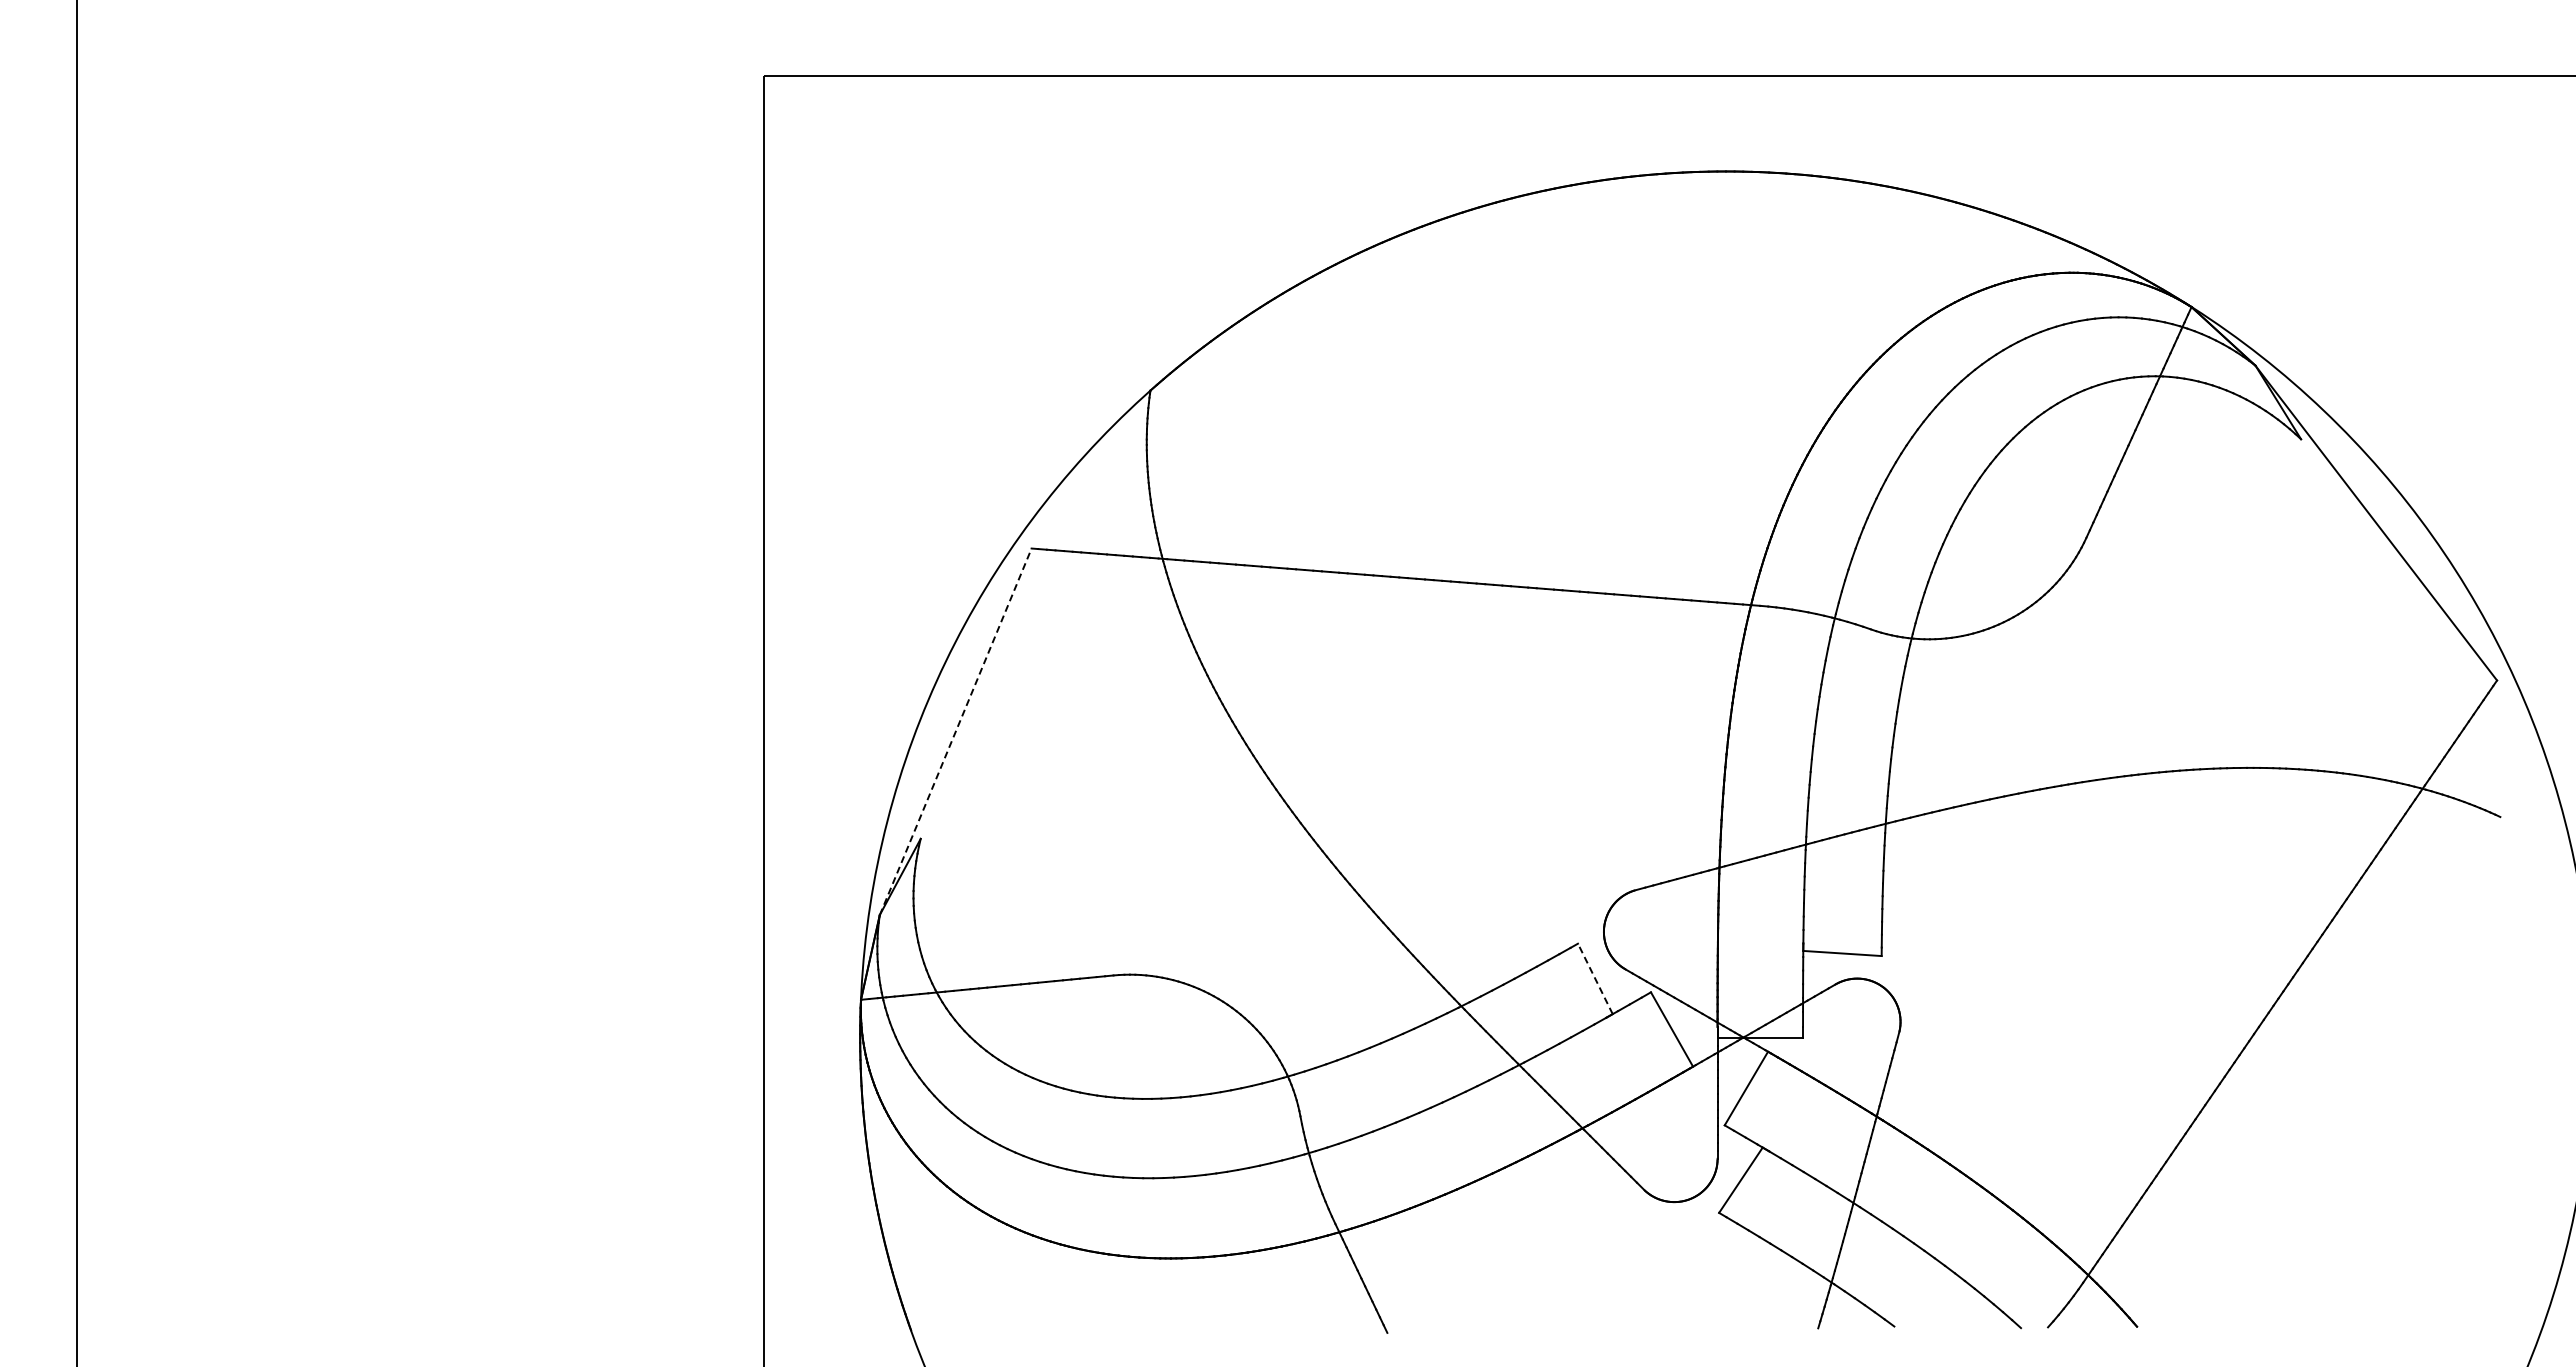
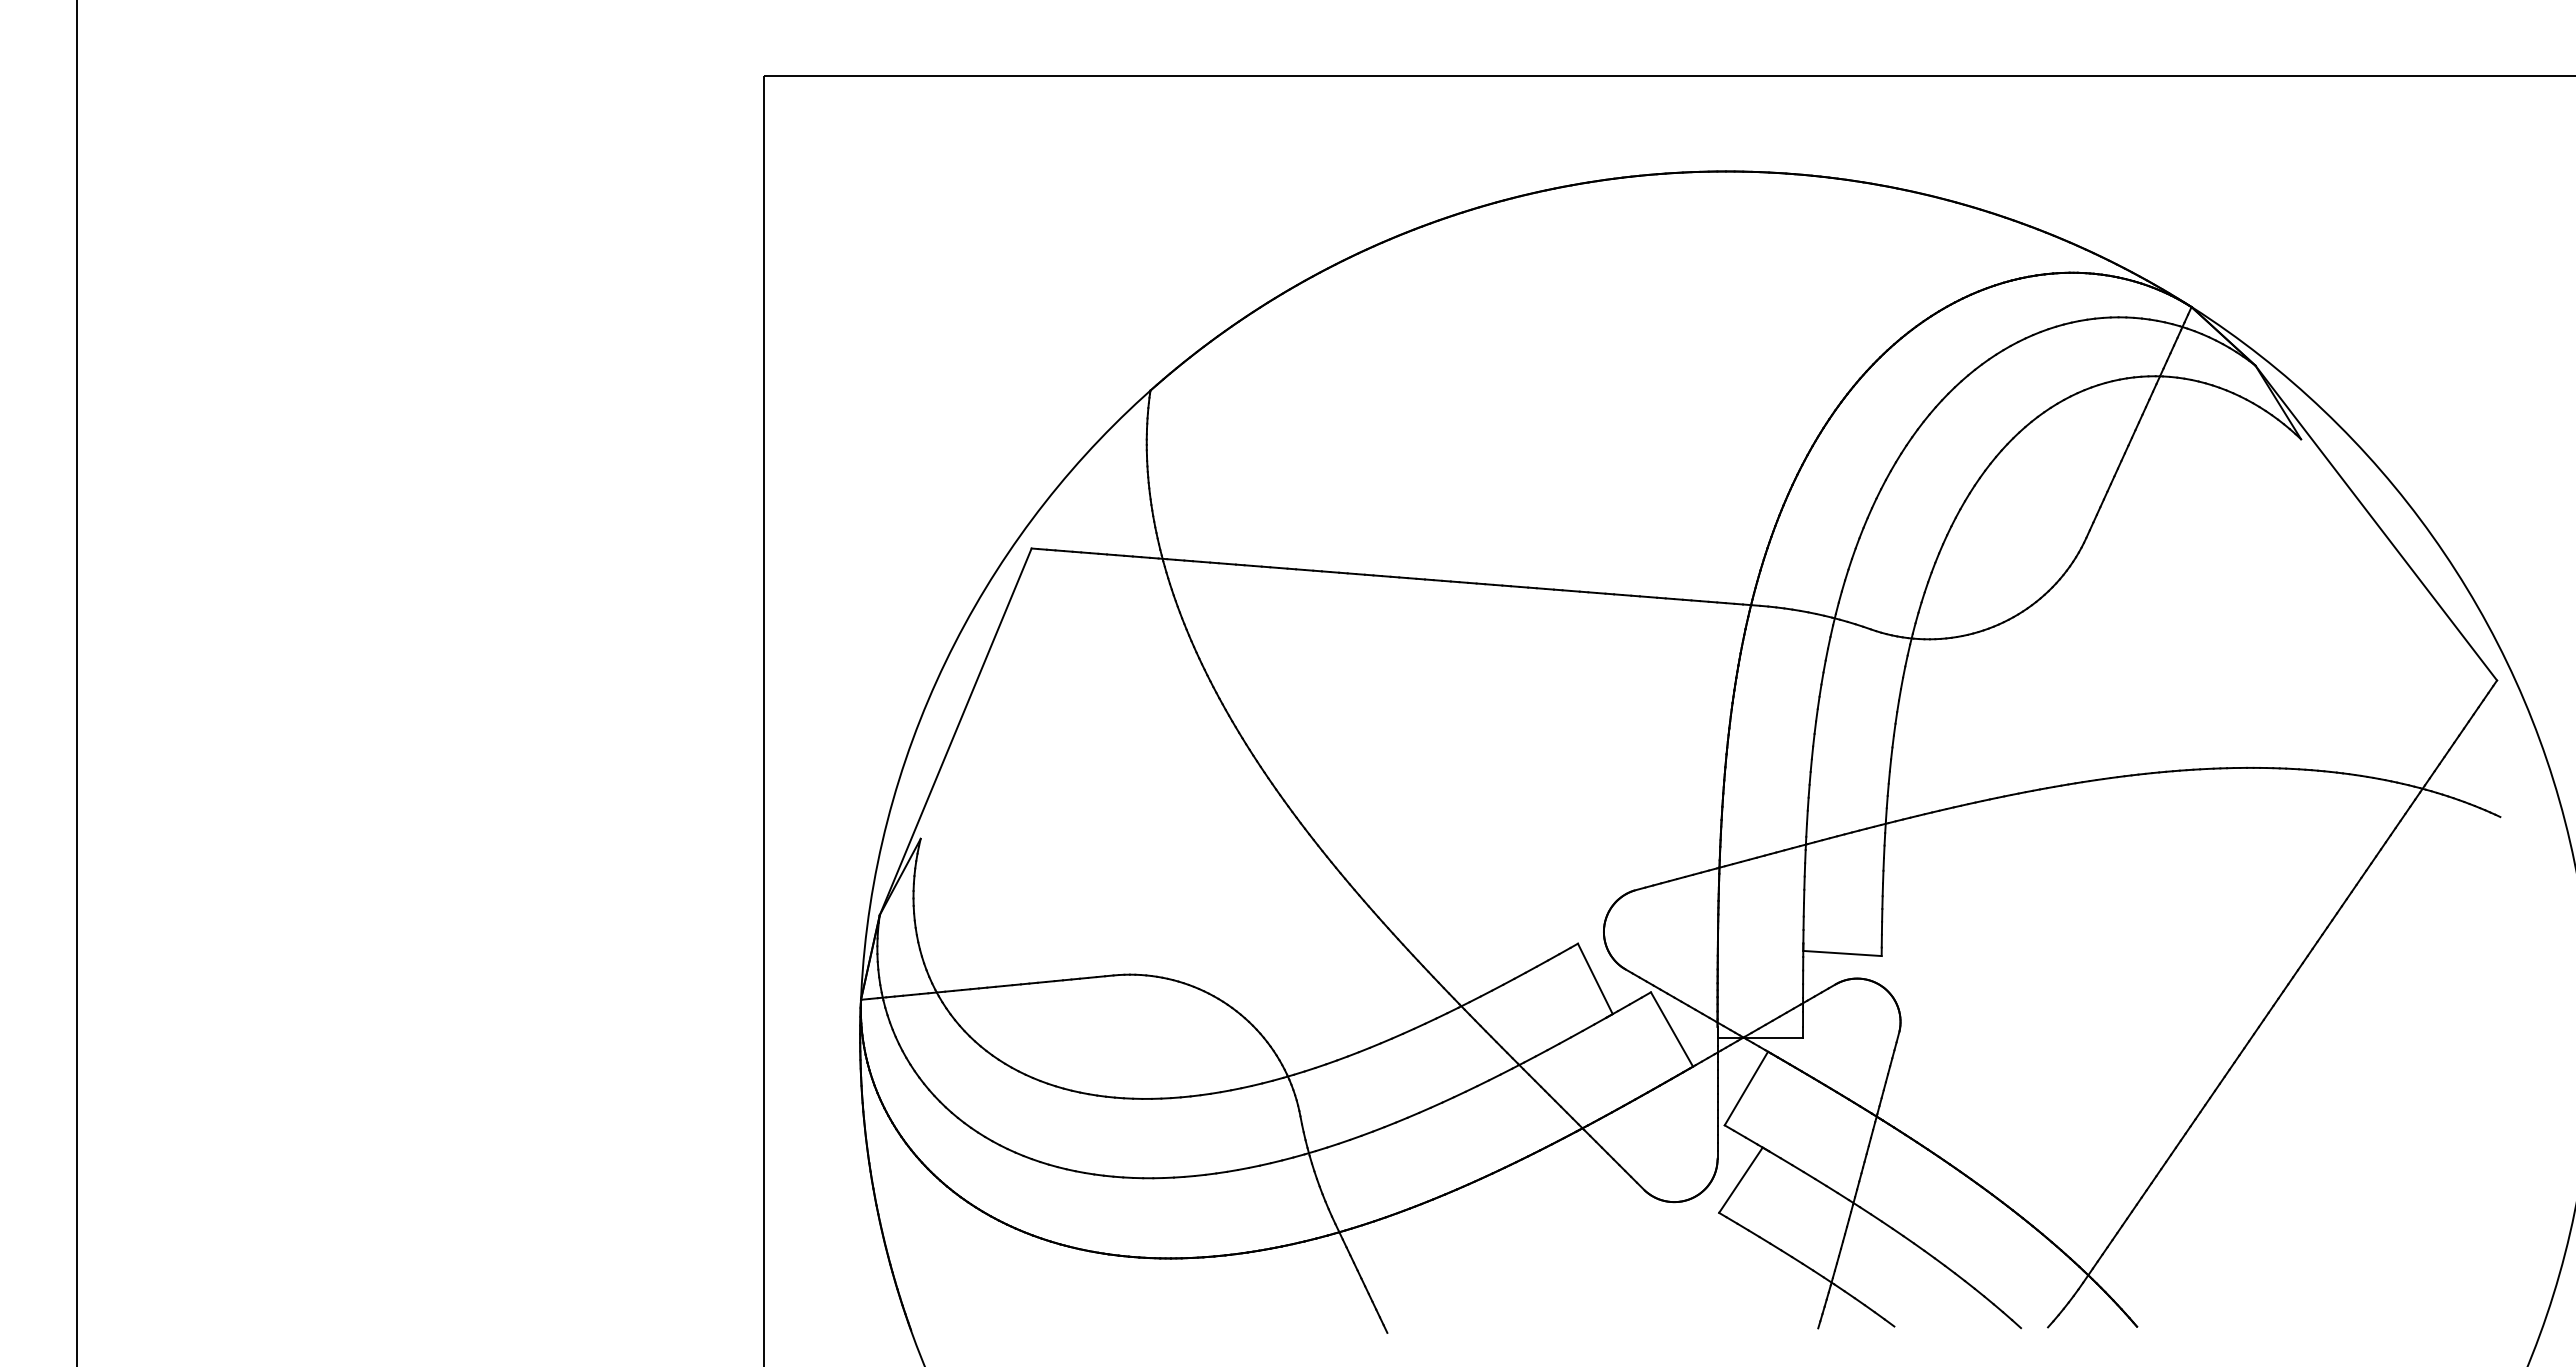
line: dashed -> solid (955, 731)
line: dashed -> solid (1595, 978)
